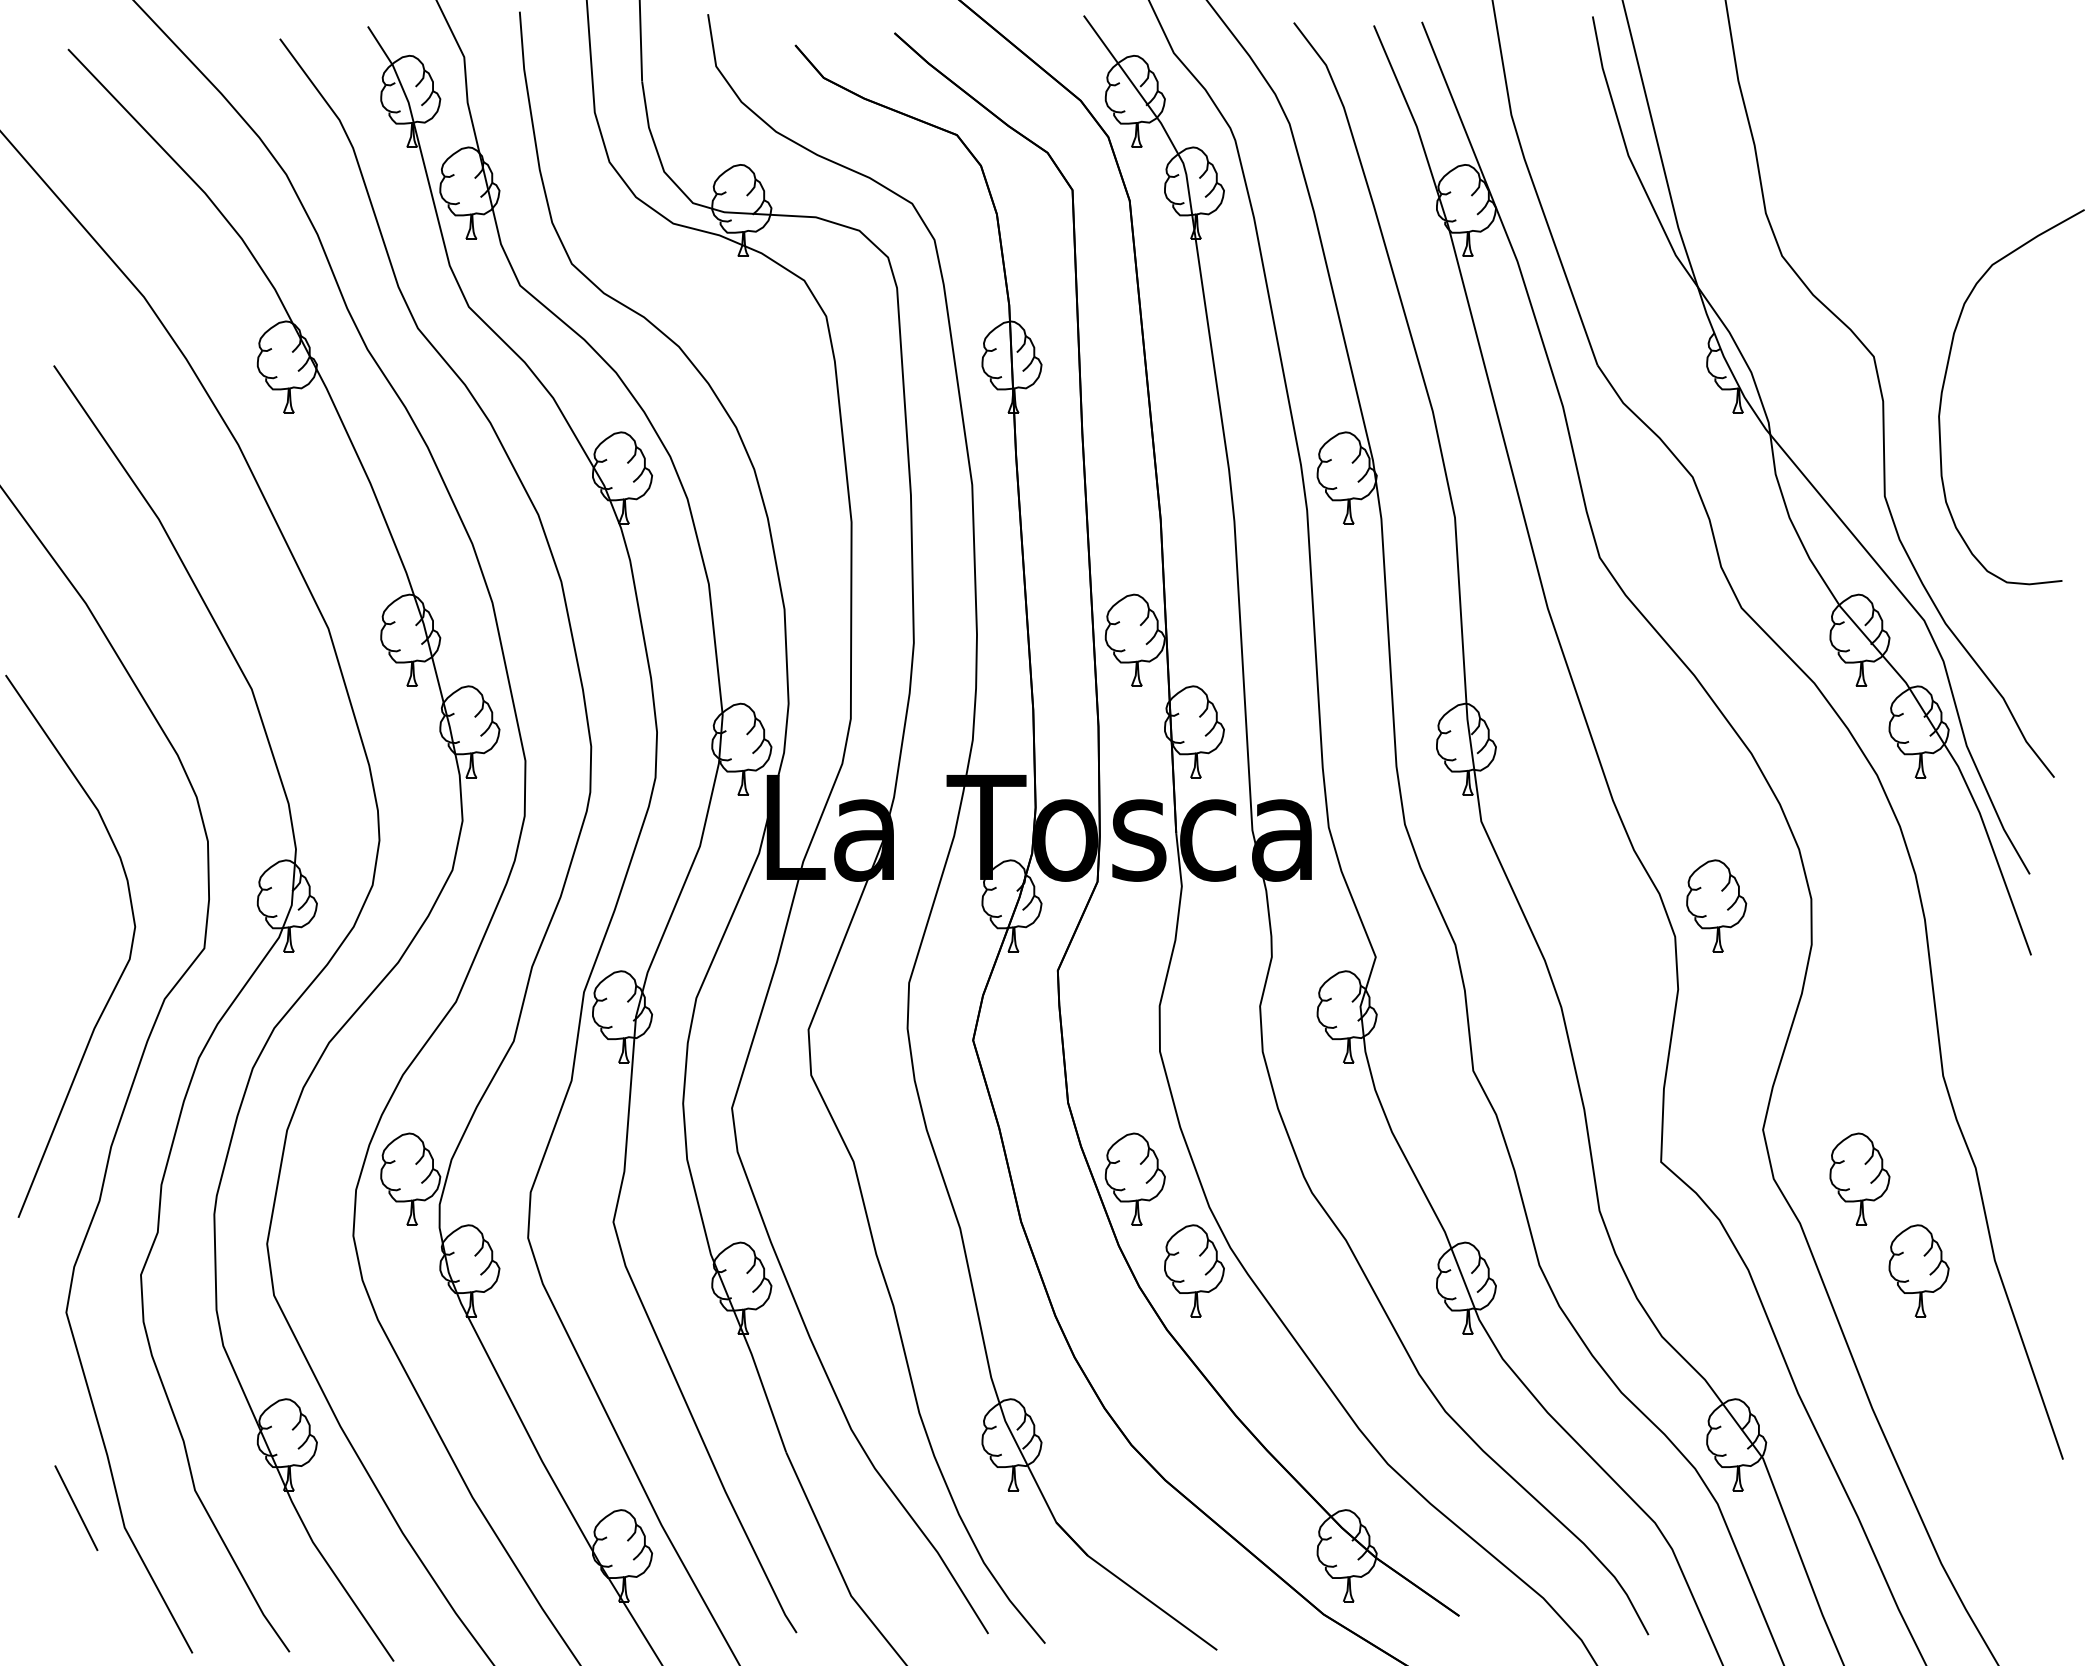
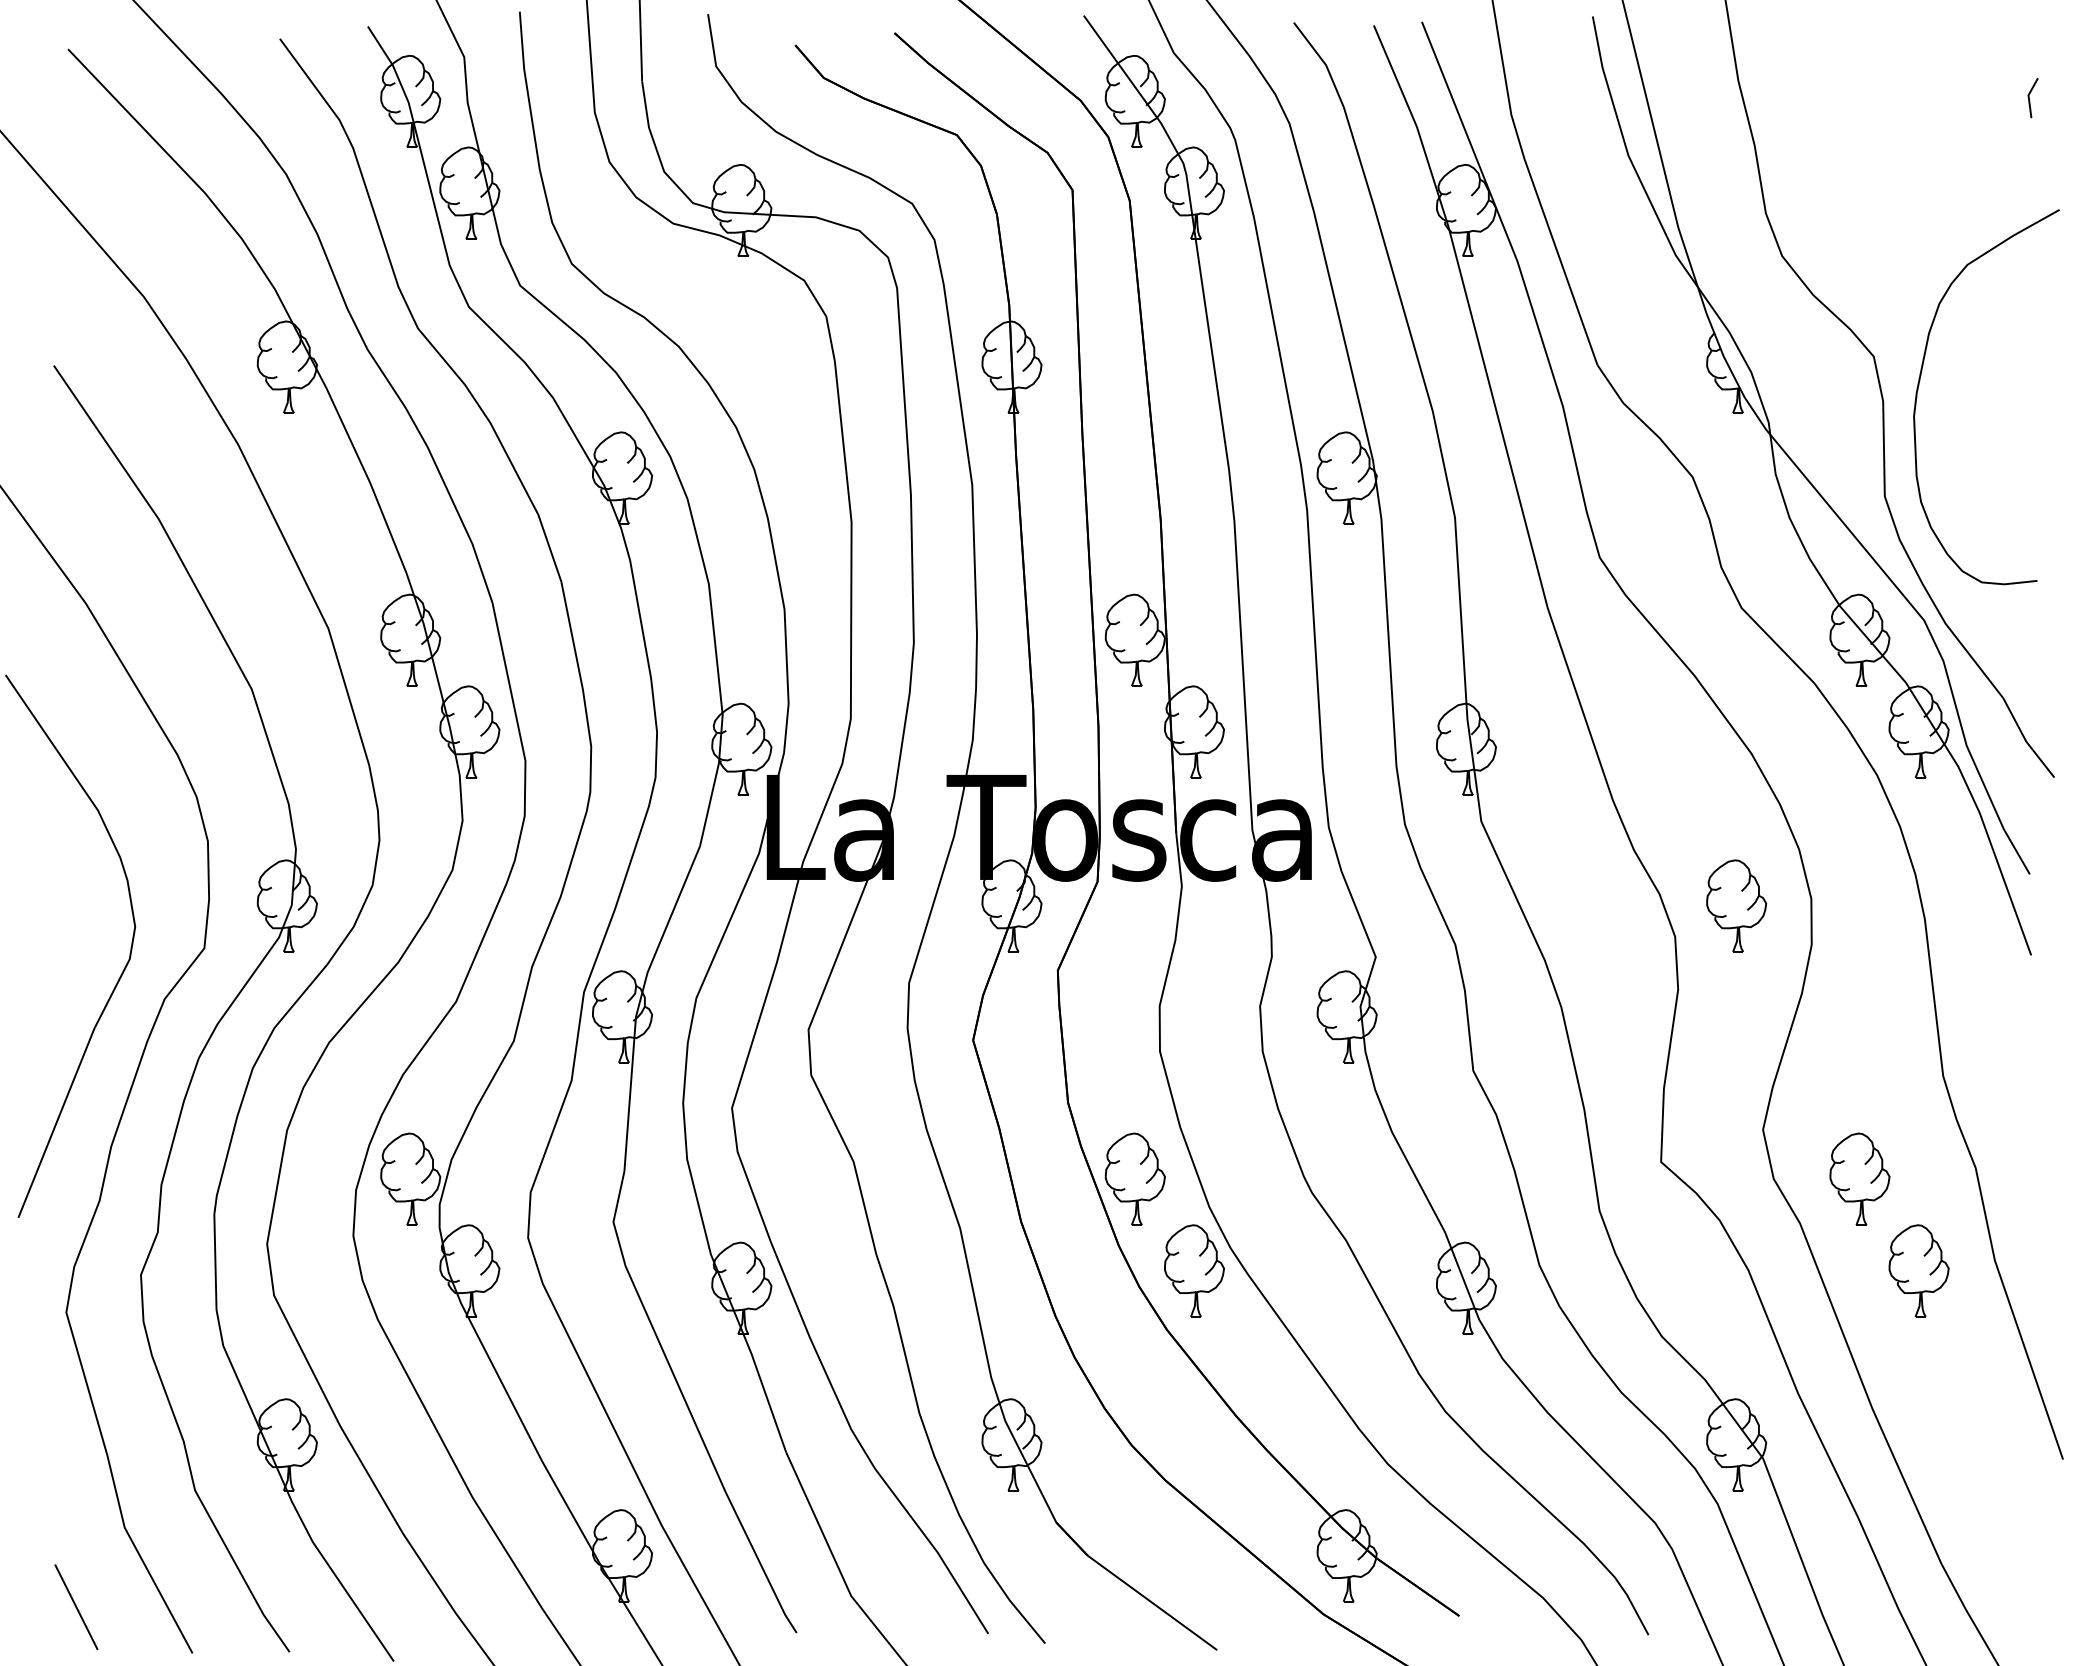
line: none -> present (2030, 100)
curve position: (1944, 385) -> (1919, 385) (1919, 385)
part position: (1716, 905) -> (1736, 905) (1736, 905)
line position: (76, 1507) -> (76, 1606) (76, 1606)
